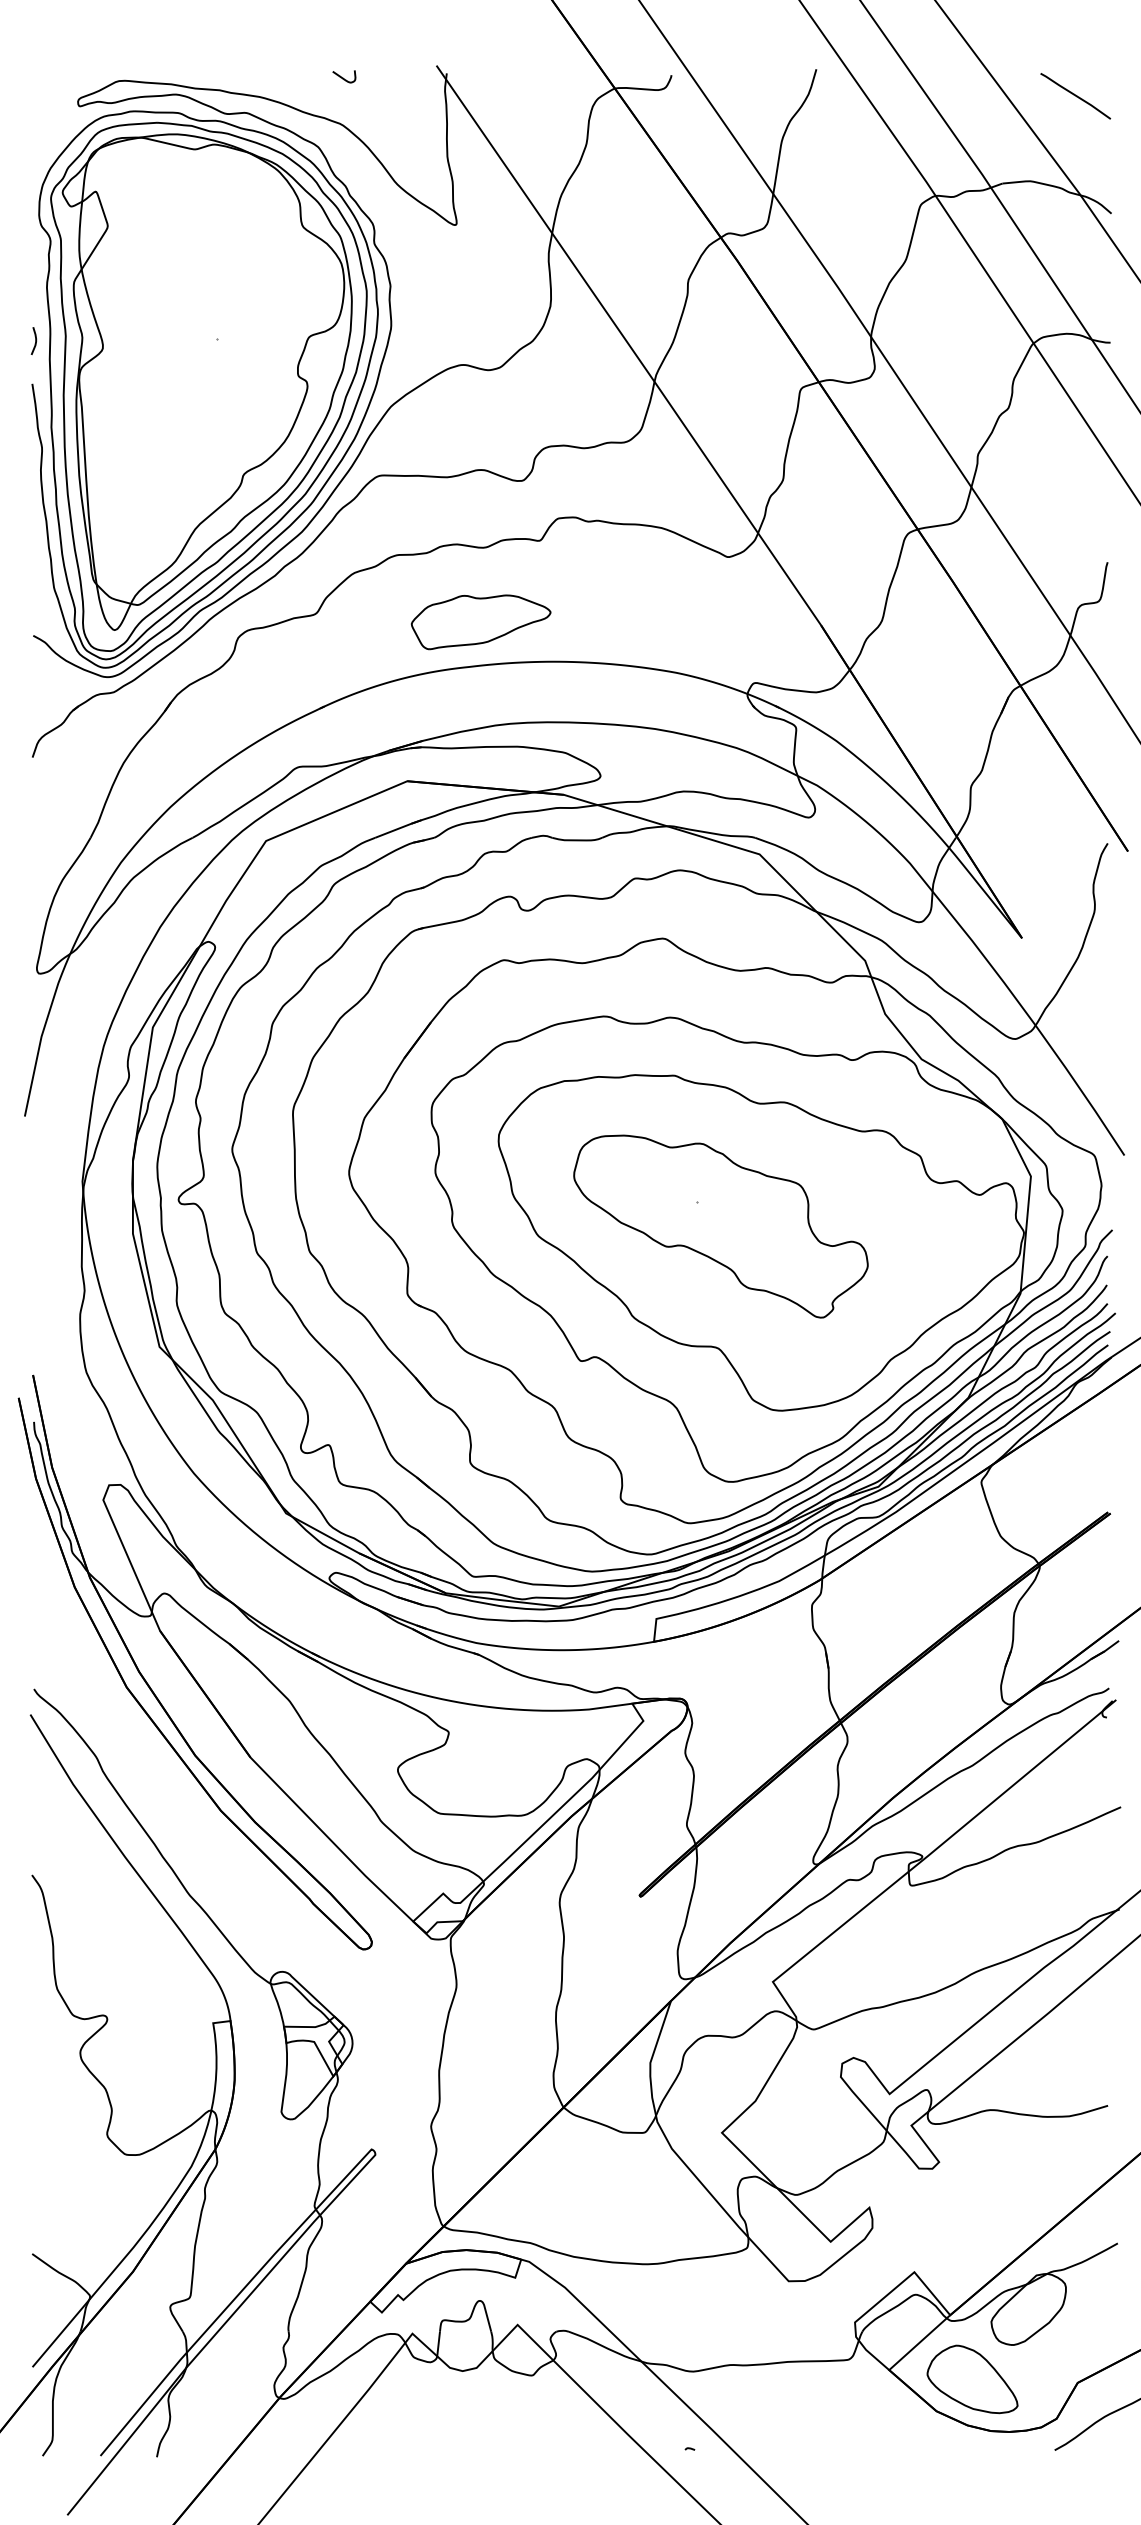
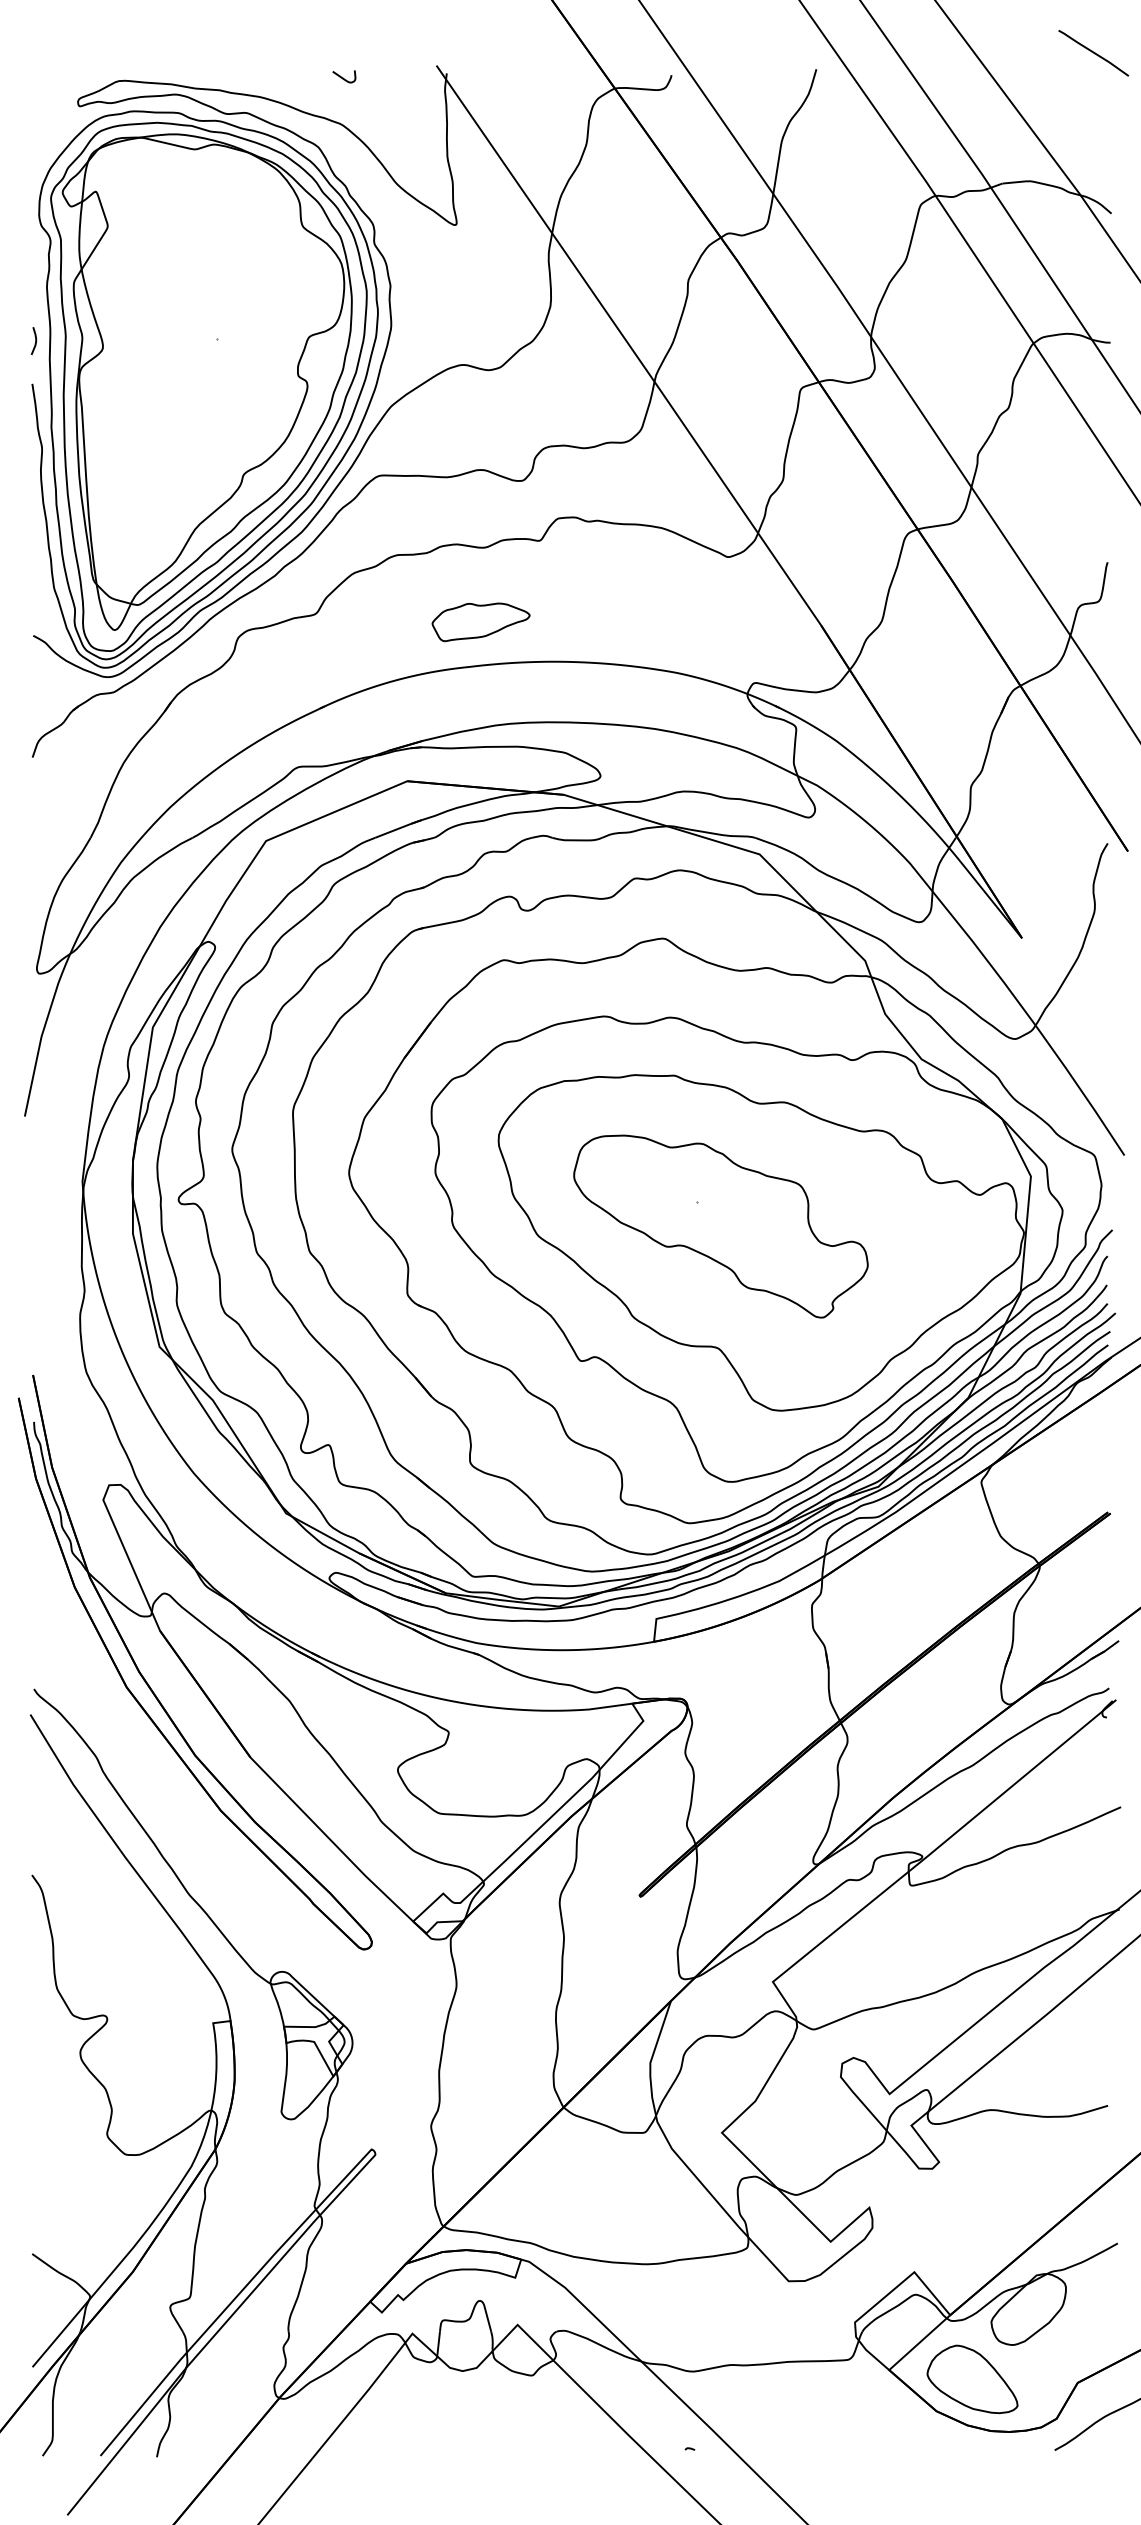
line position: (1075, 96) -> (1093, 53) (1093, 53)
part size: 142x57 px -> 100x41 px (480, 622)
